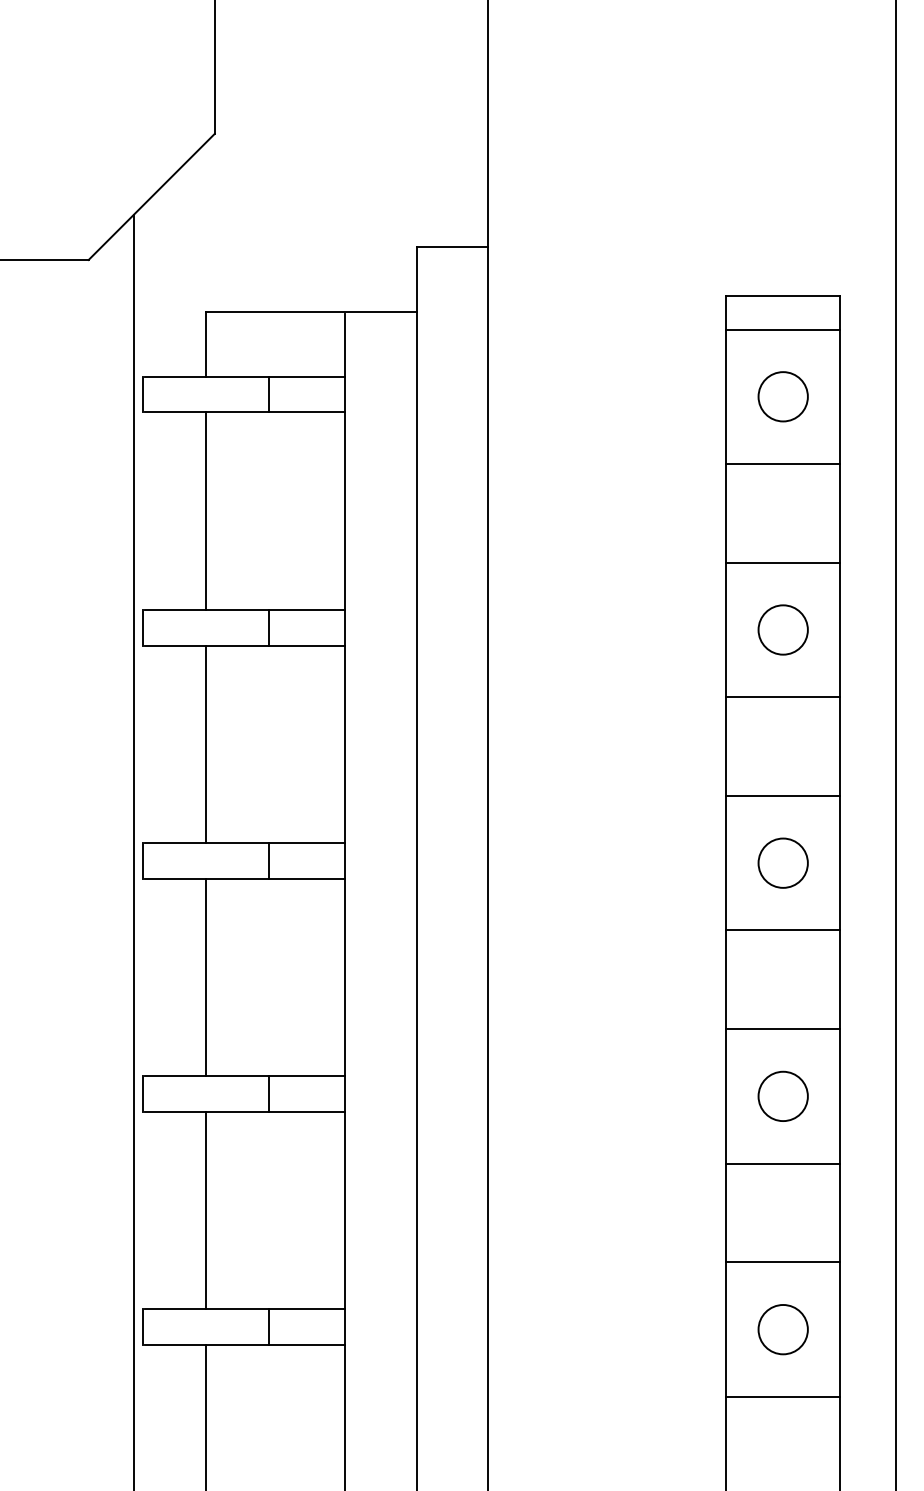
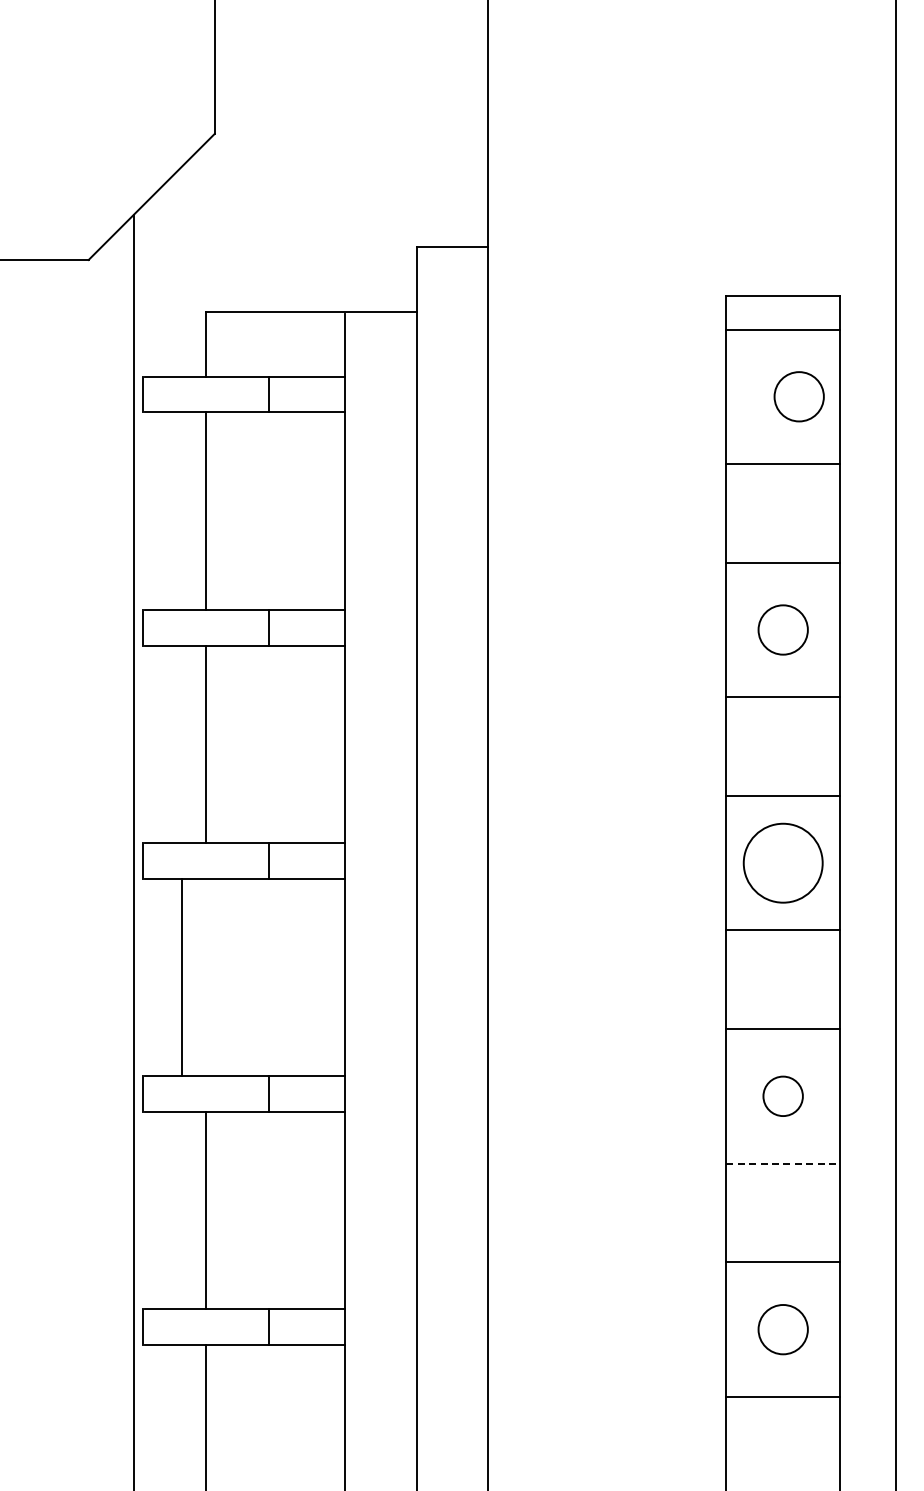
circle position: (782, 396) -> (798, 396) (798, 396)
circle diameter: 49 px -> 79 px (782, 862)
line position: (205, 977) -> (181, 977) (181, 977)
circle size: 52x52 px -> 42x42 px (782, 1095)
line: solid -> dashed (782, 1163)
